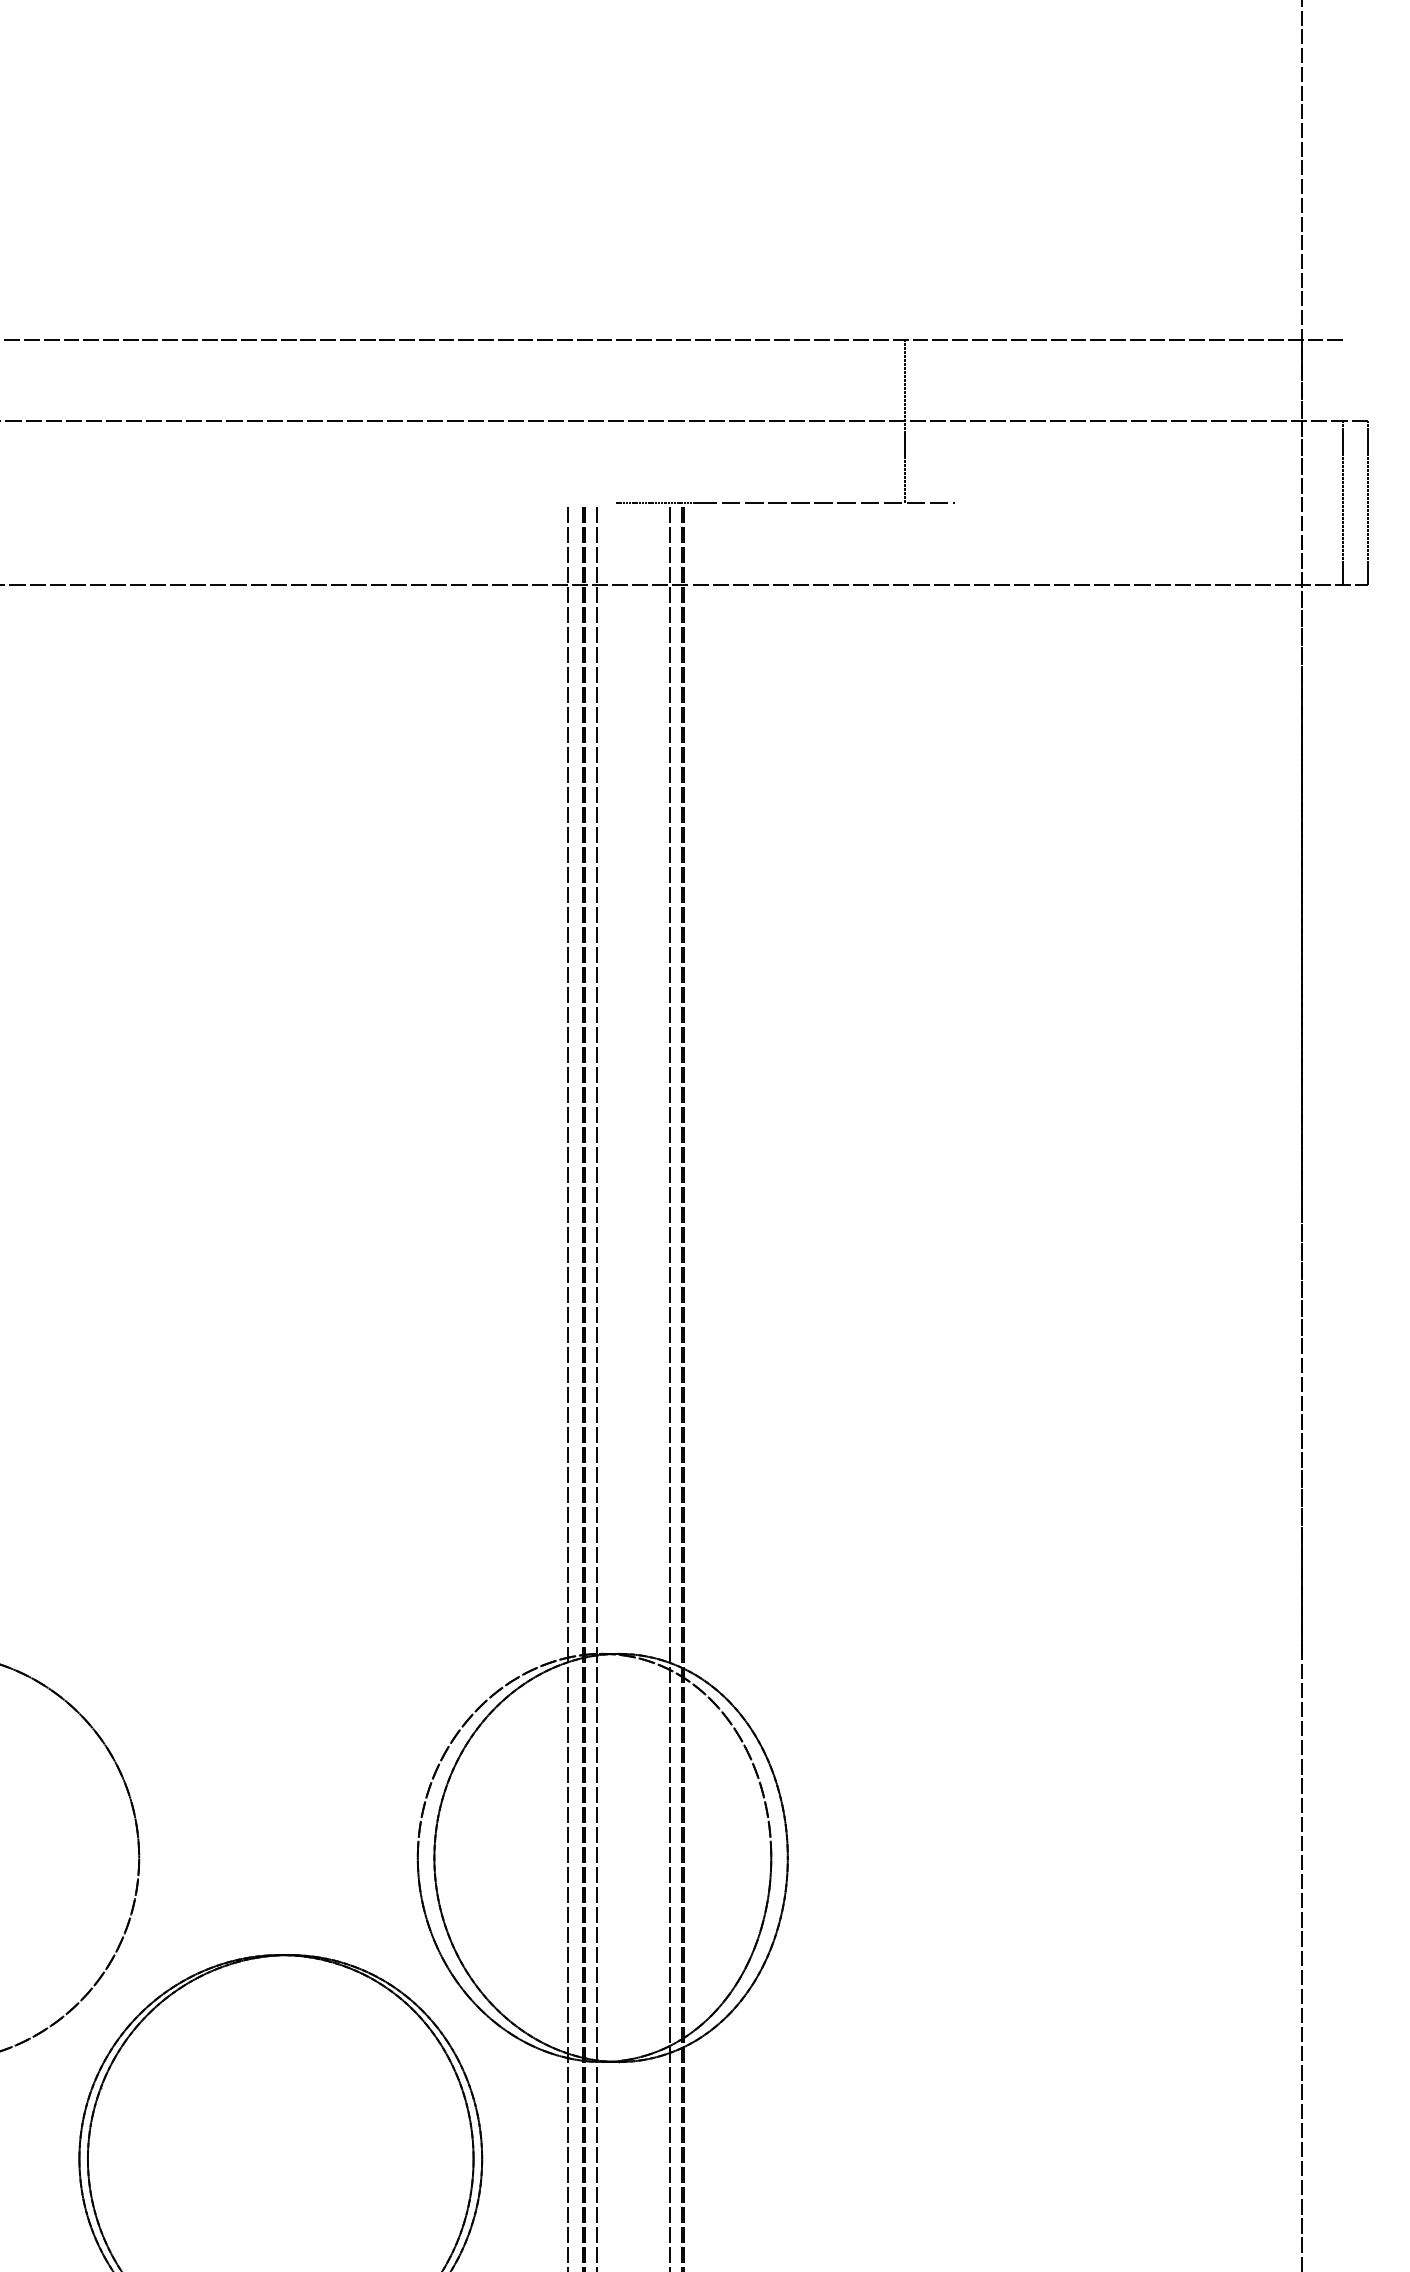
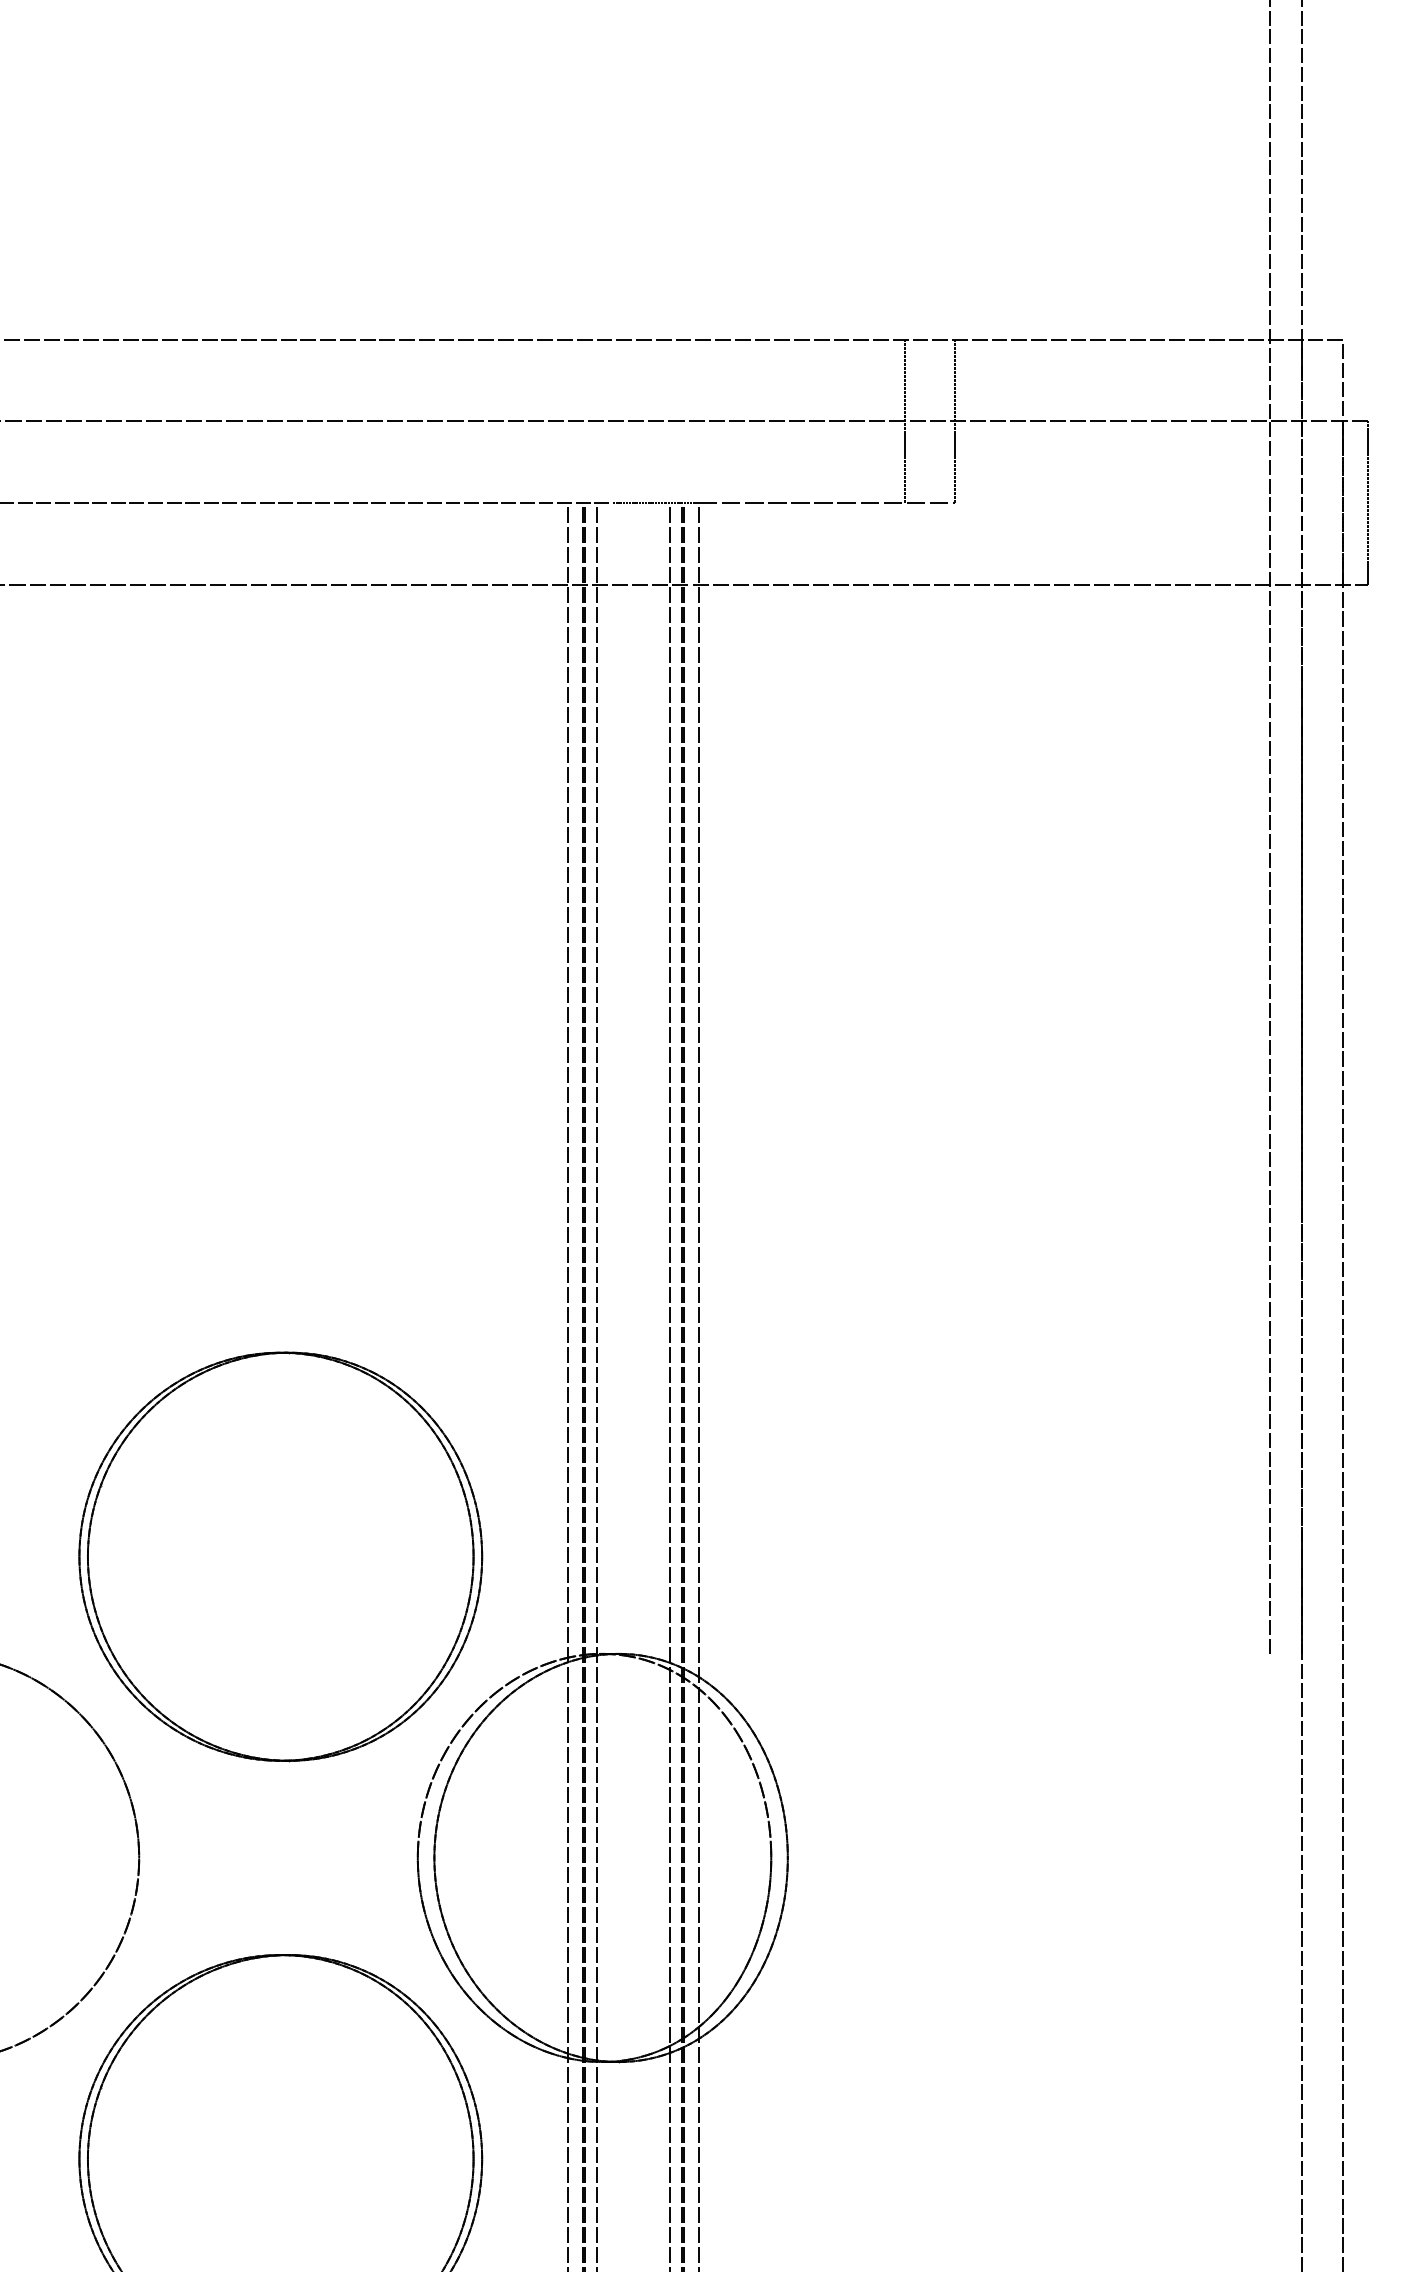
line: none -> present (955, 421)
line: none -> present (308, 503)
line: none -> present (1269, 827)
line: none -> present (1343, 1303)
line: none -> present (698, 1385)
part: none -> present (280, 1556)
